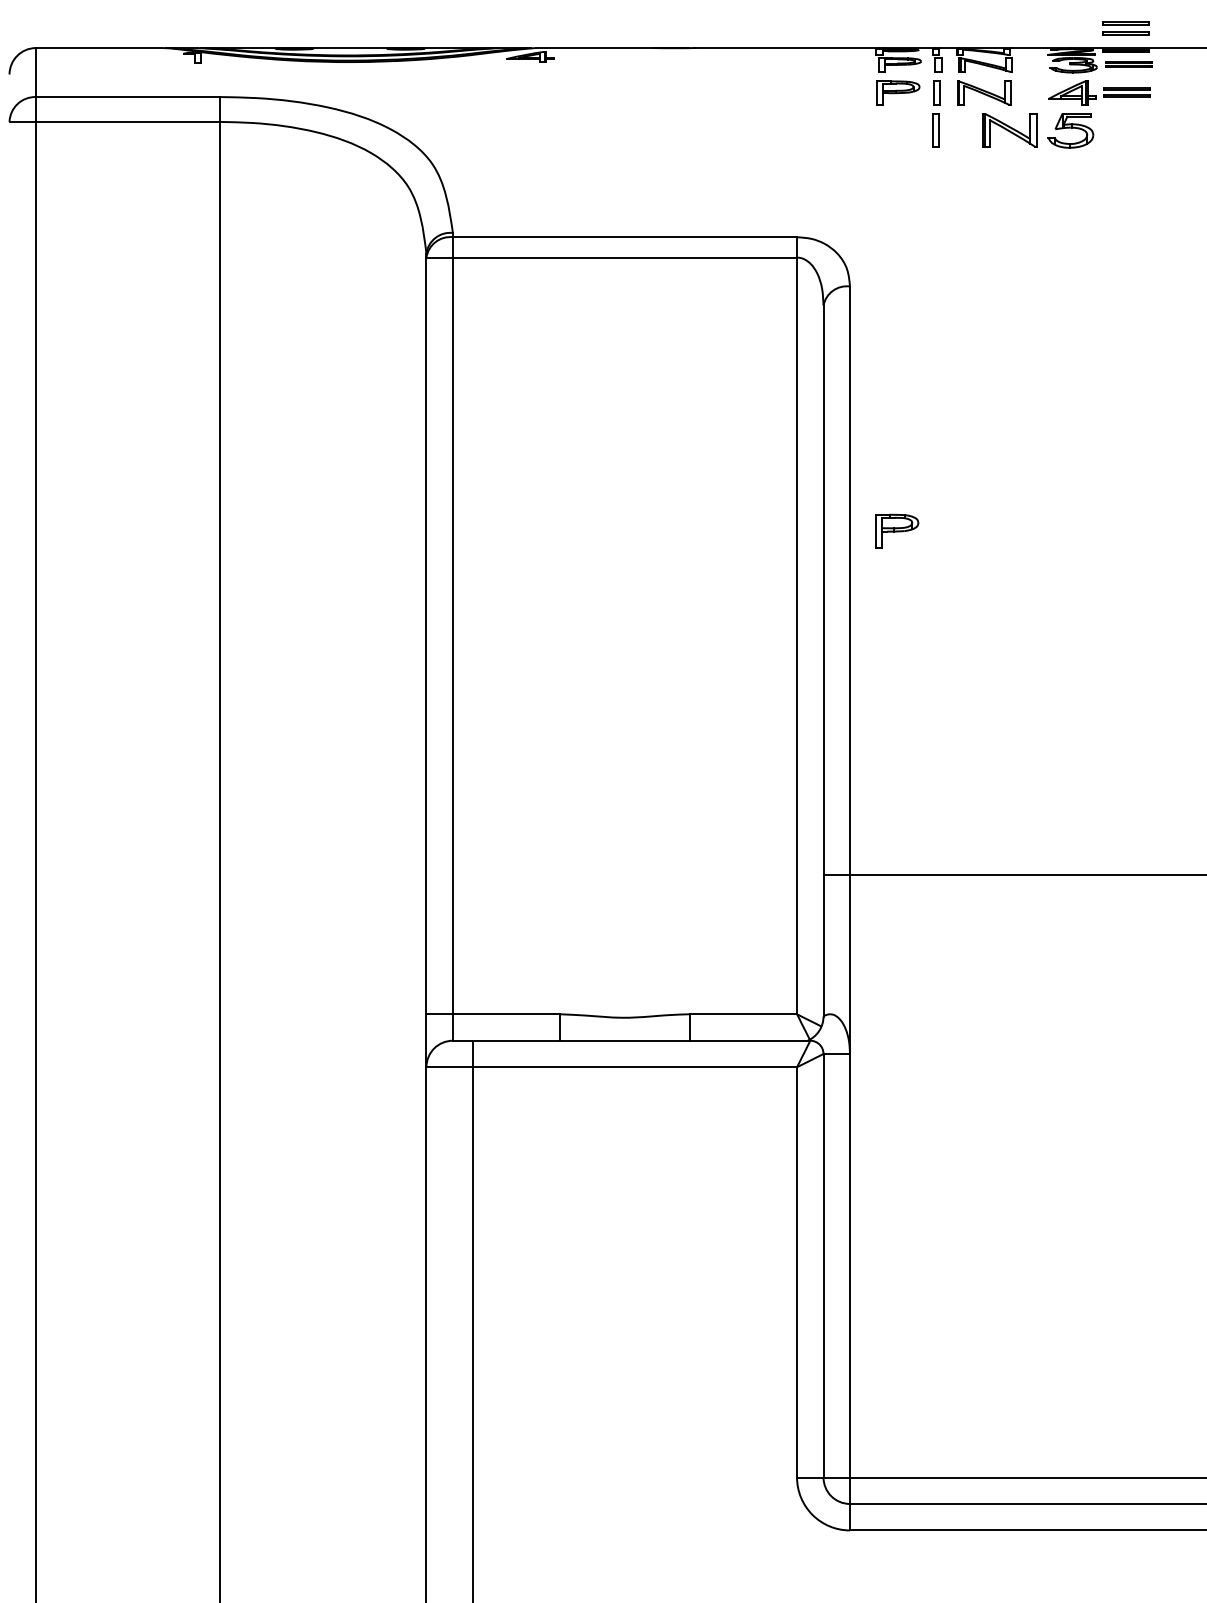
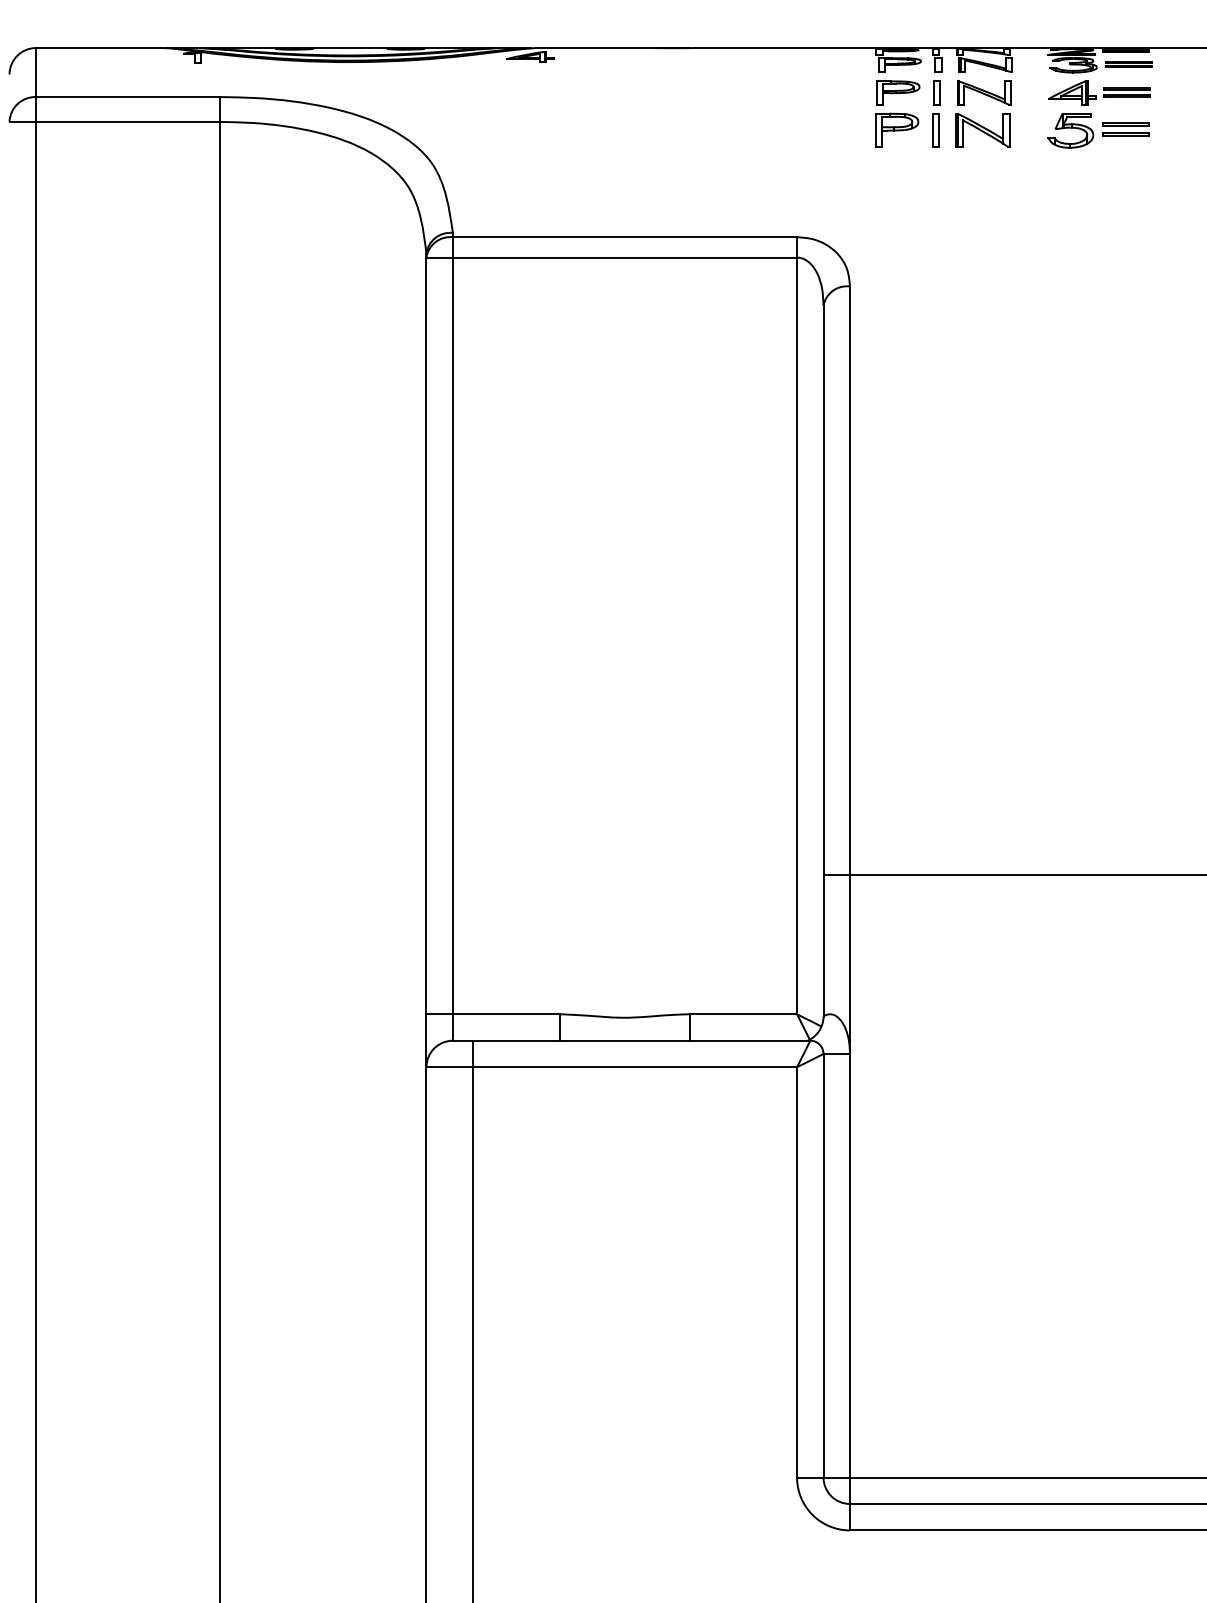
part position: (1125, 28) -> (1125, 129) (1125, 129)
part position: (1009, 130) -> (982, 130) (982, 130)
part position: (897, 530) -> (897, 129) (897, 129)
